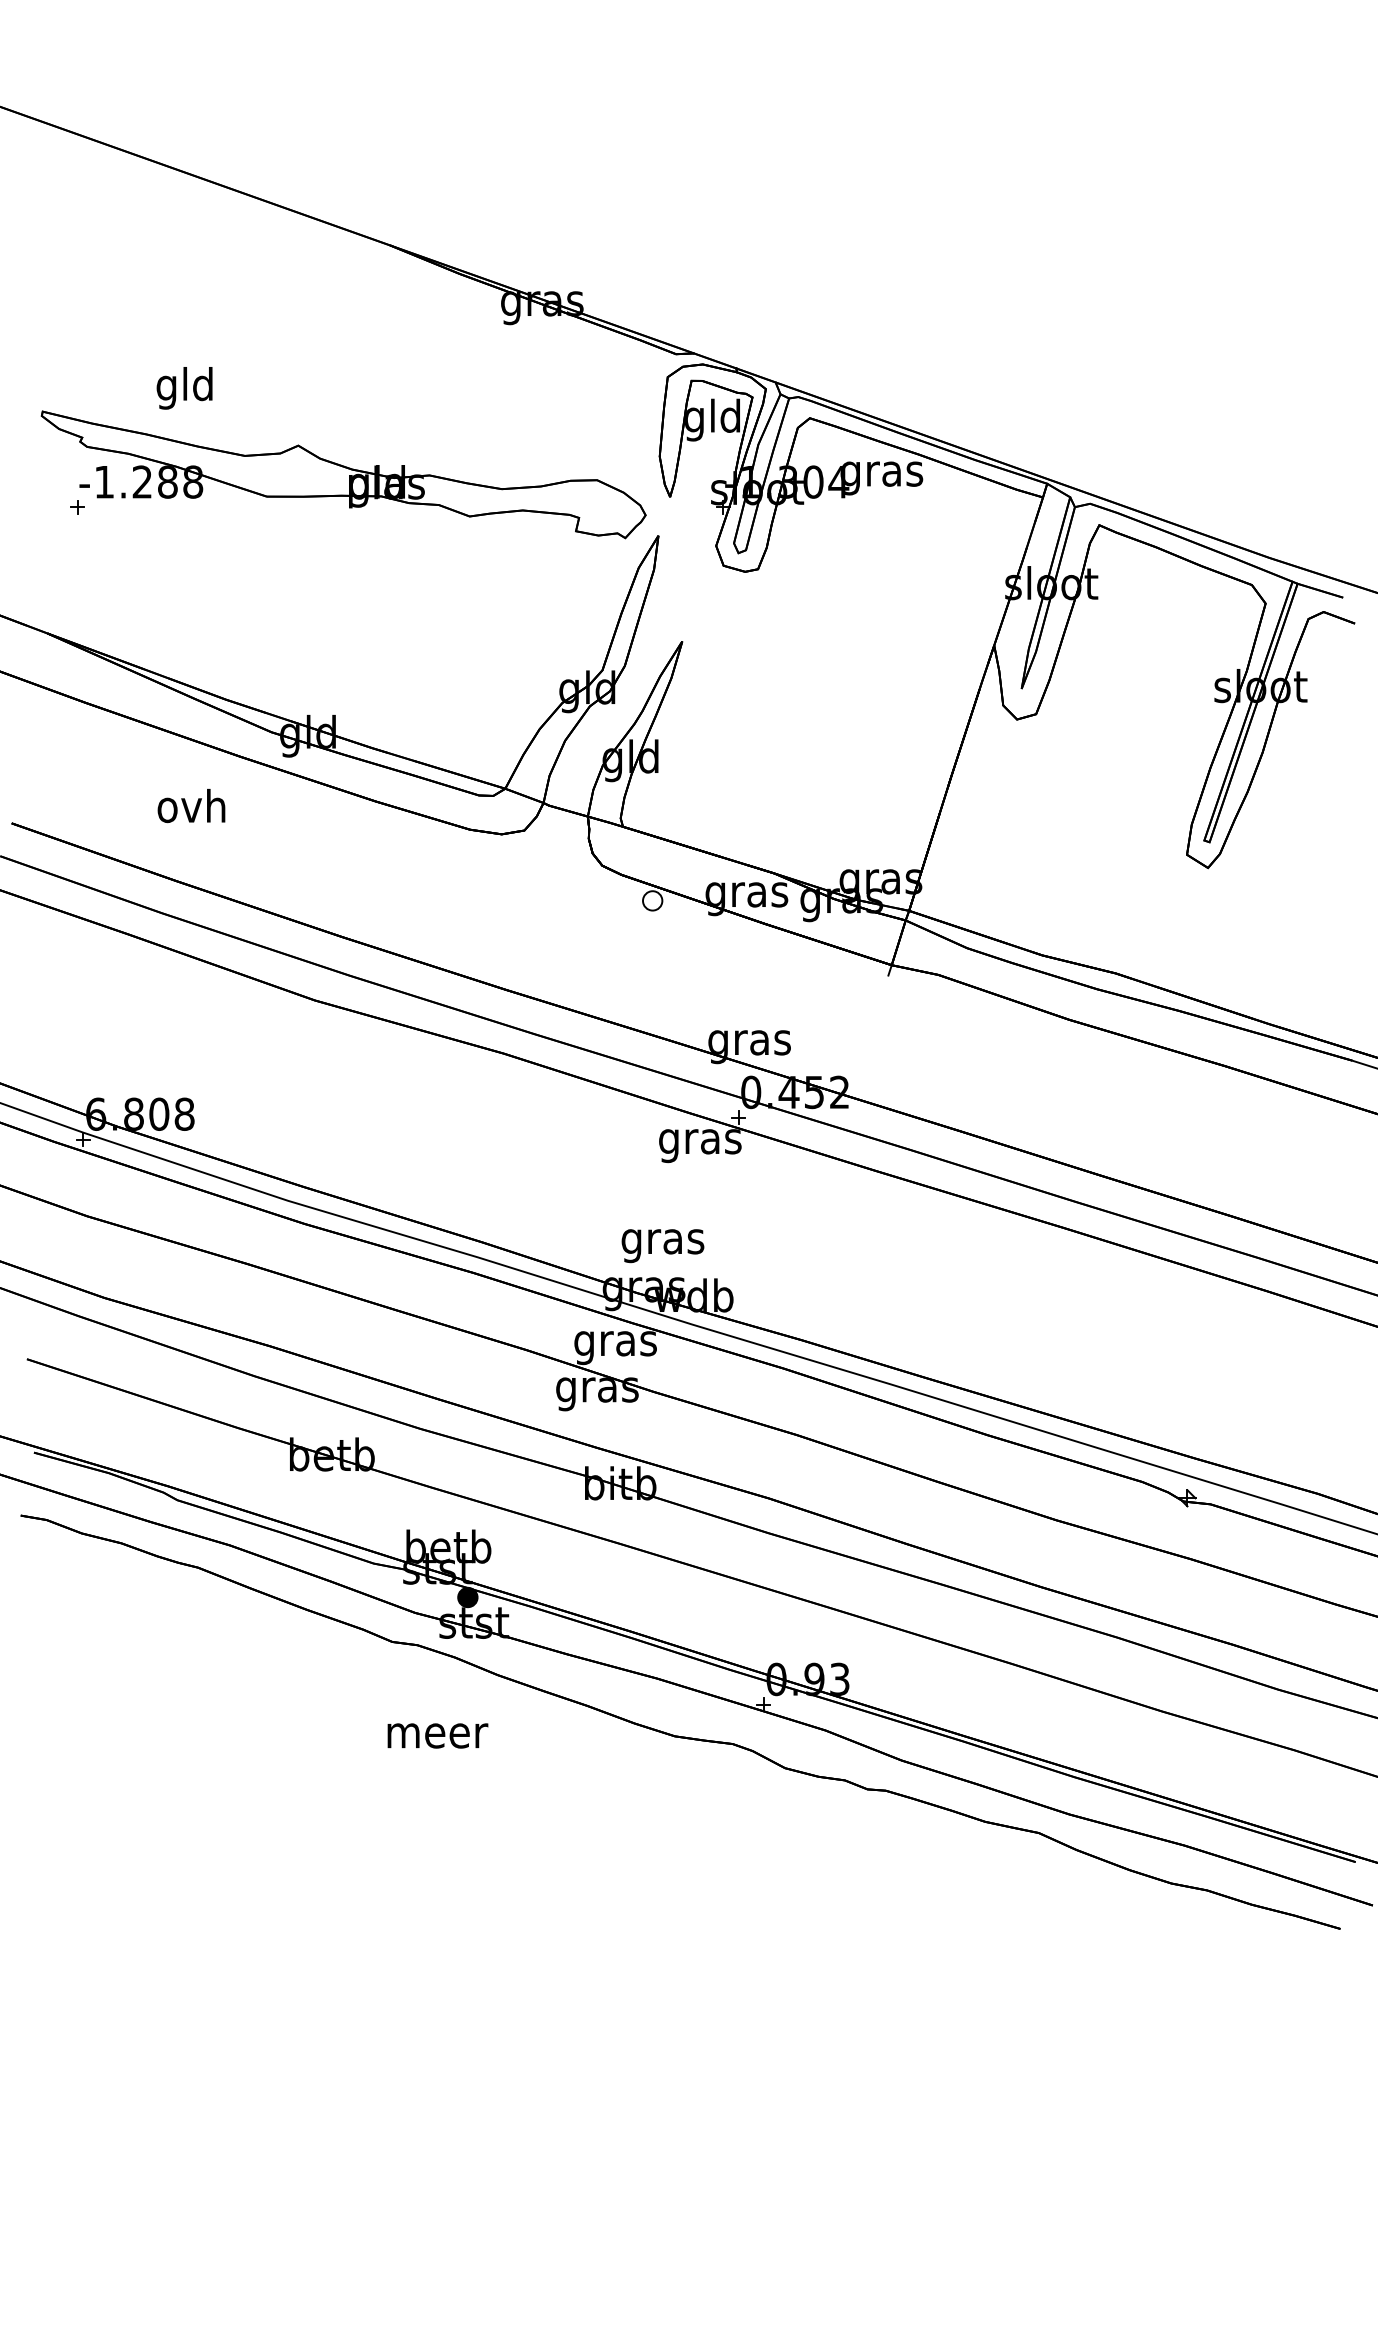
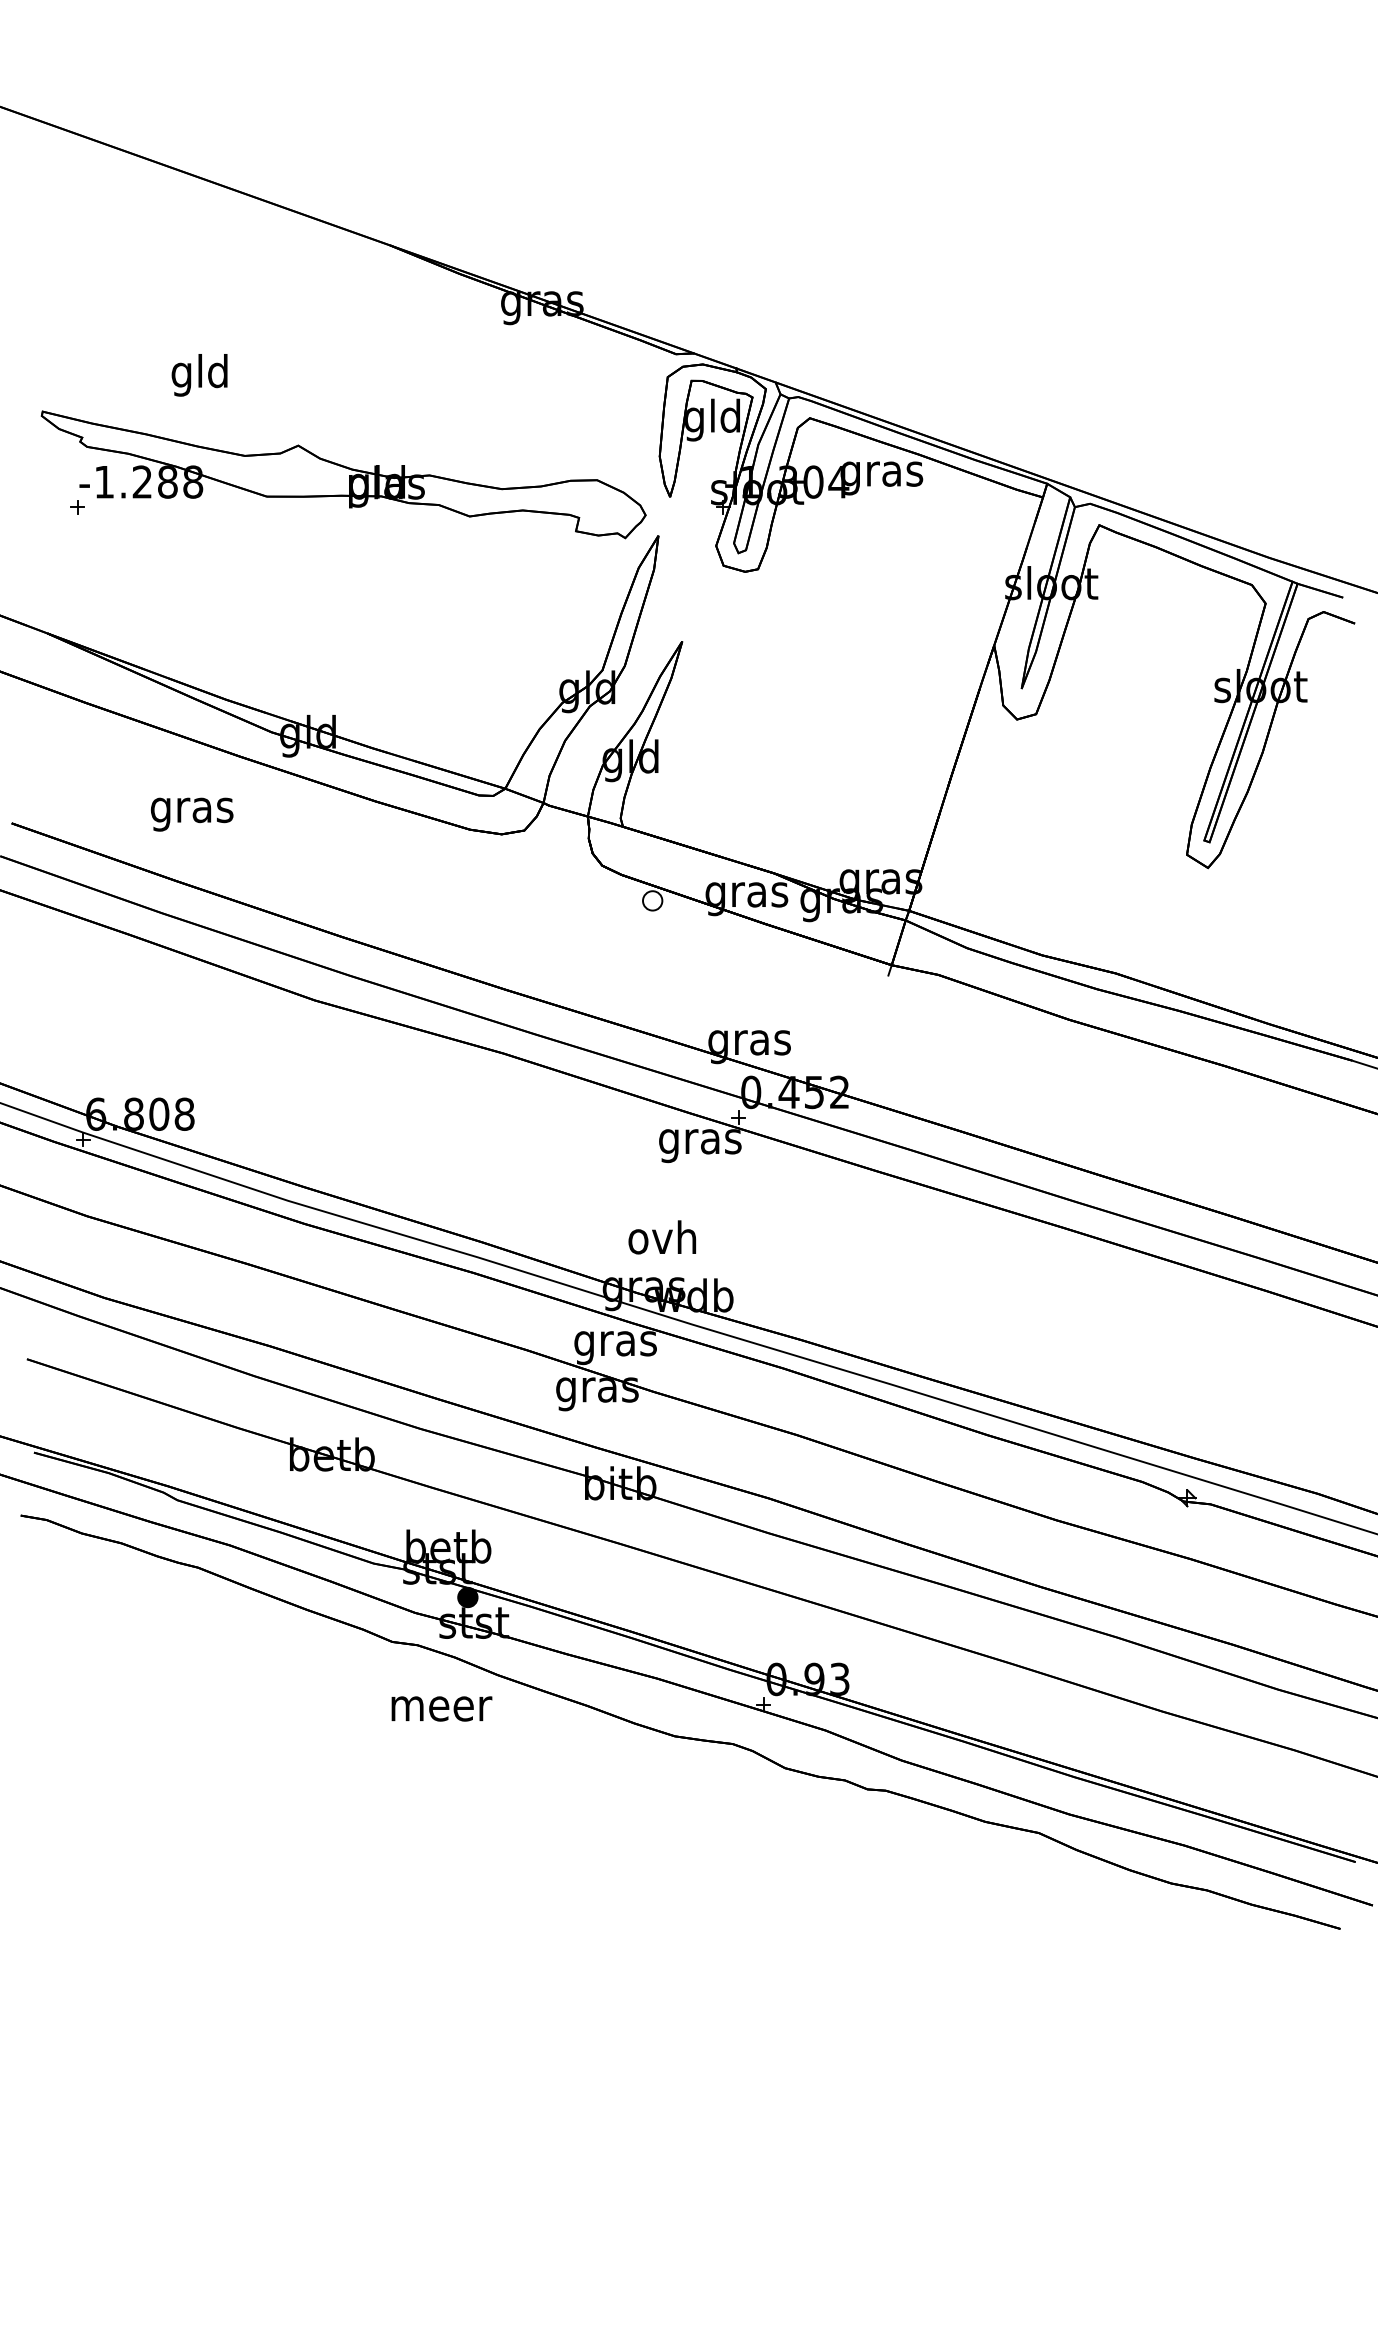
text position: (184, 388) -> (199, 375) (199, 375)
text: ovh -> gras (191, 809)
text: gras -> ovh (662, 1241)
text position: (437, 1735) -> (441, 1708) (441, 1708)
